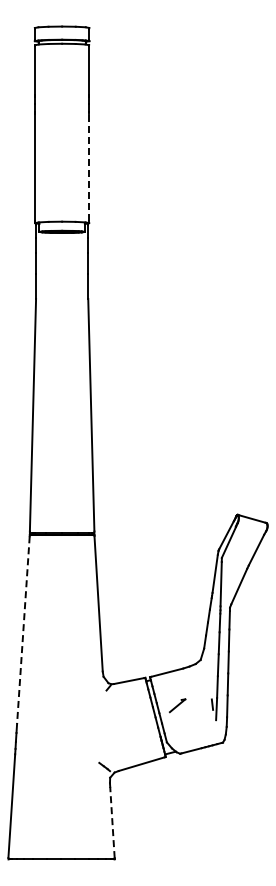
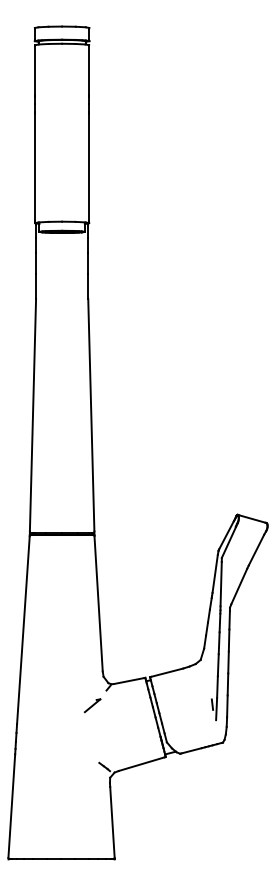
line: dashed -> solid (89, 167)
line: dashed -> solid (23, 630)
part position: (177, 705) -> (92, 705) (92, 705)
line: dashed -> solid (112, 822)
